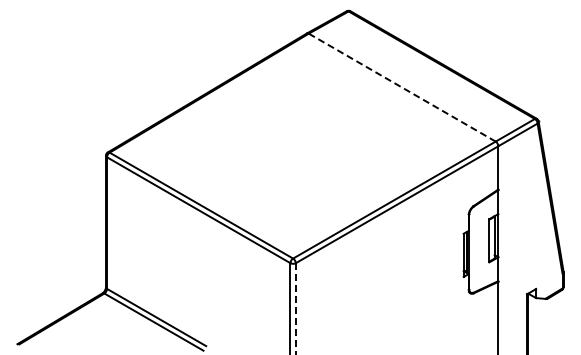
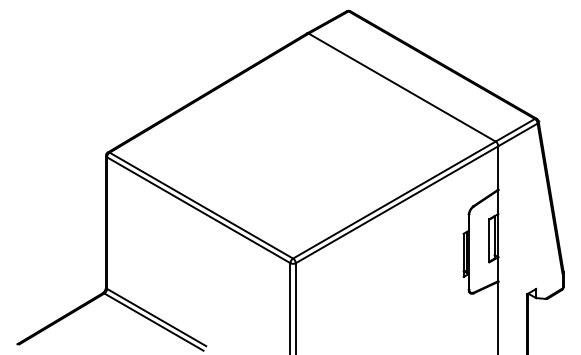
line: dashed -> solid (402, 87)
line: dashed -> solid (295, 309)
